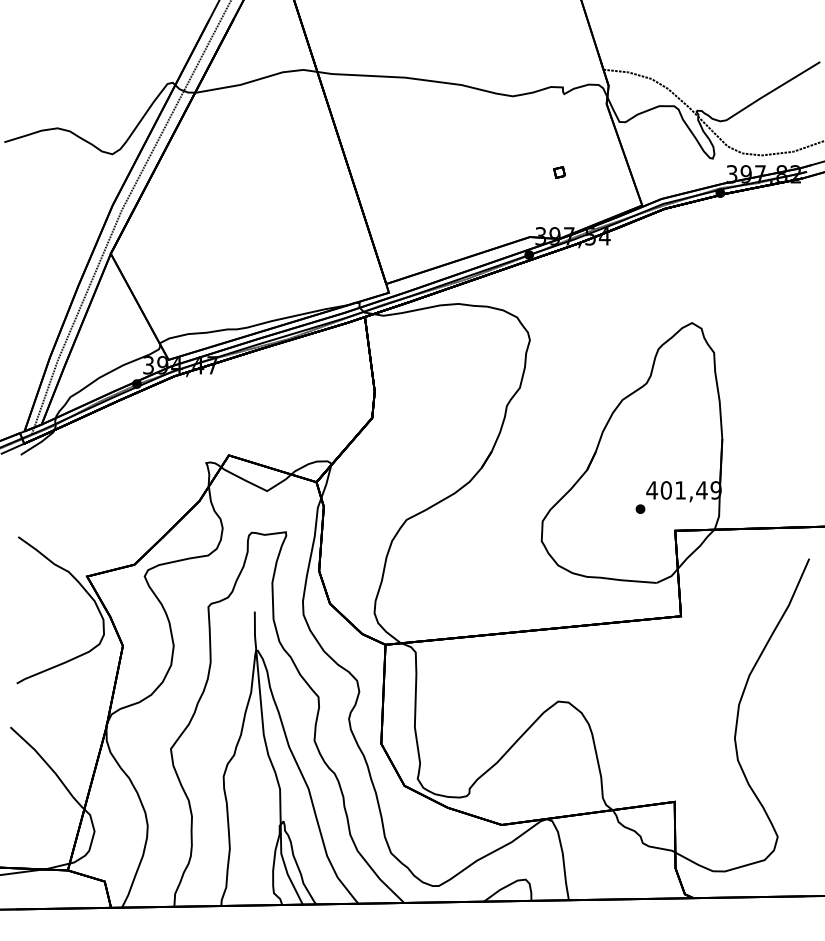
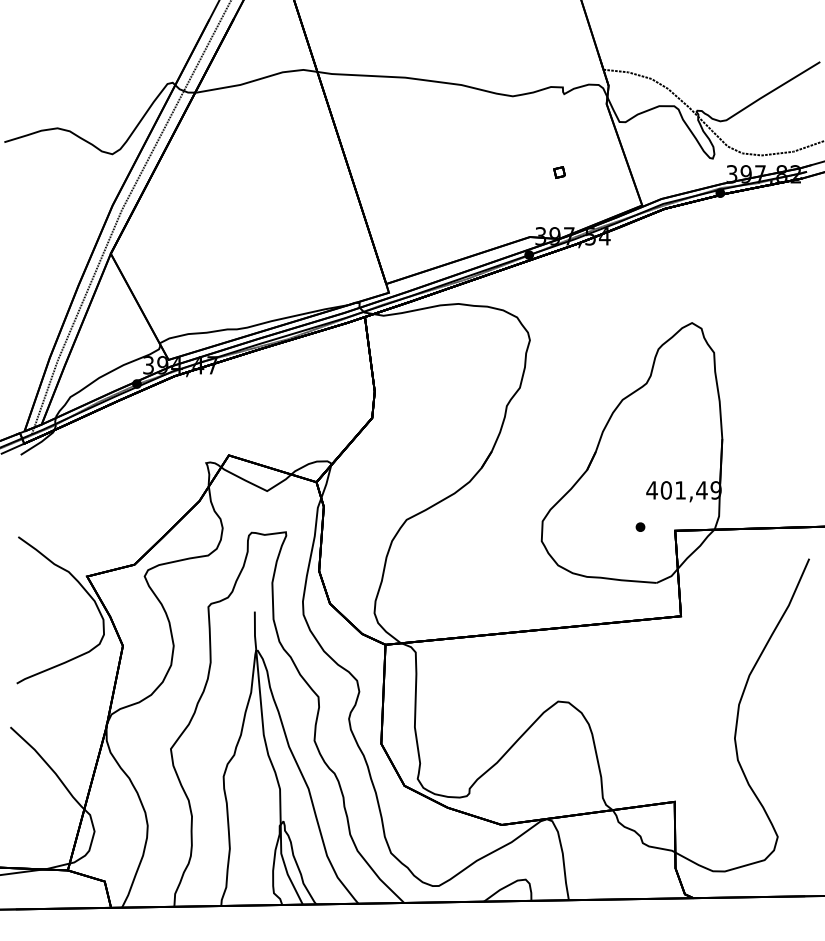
part position: (640, 508) -> (640, 526) (640, 526)
